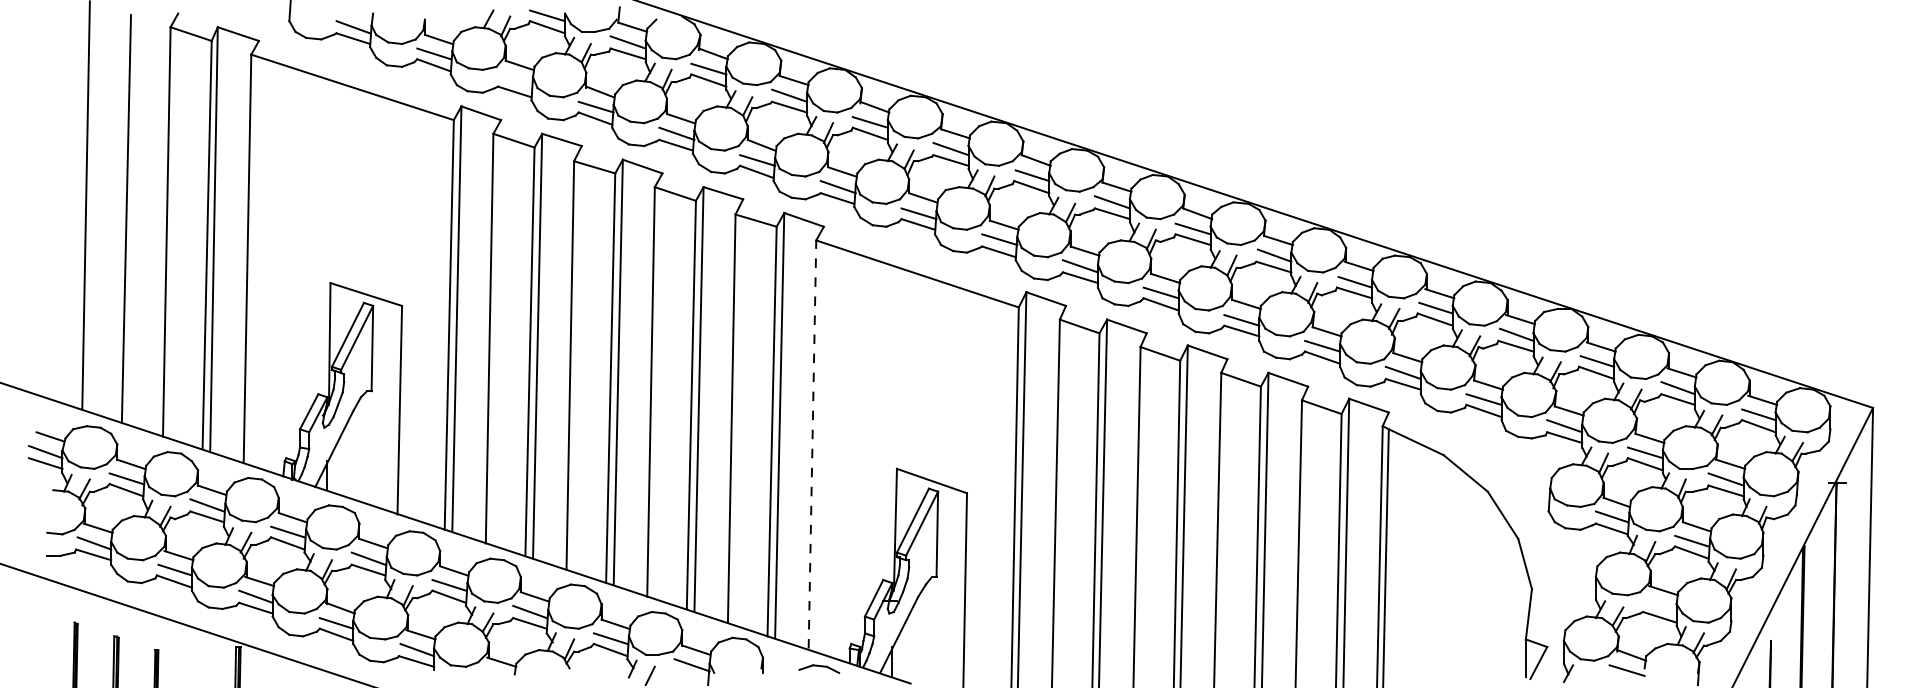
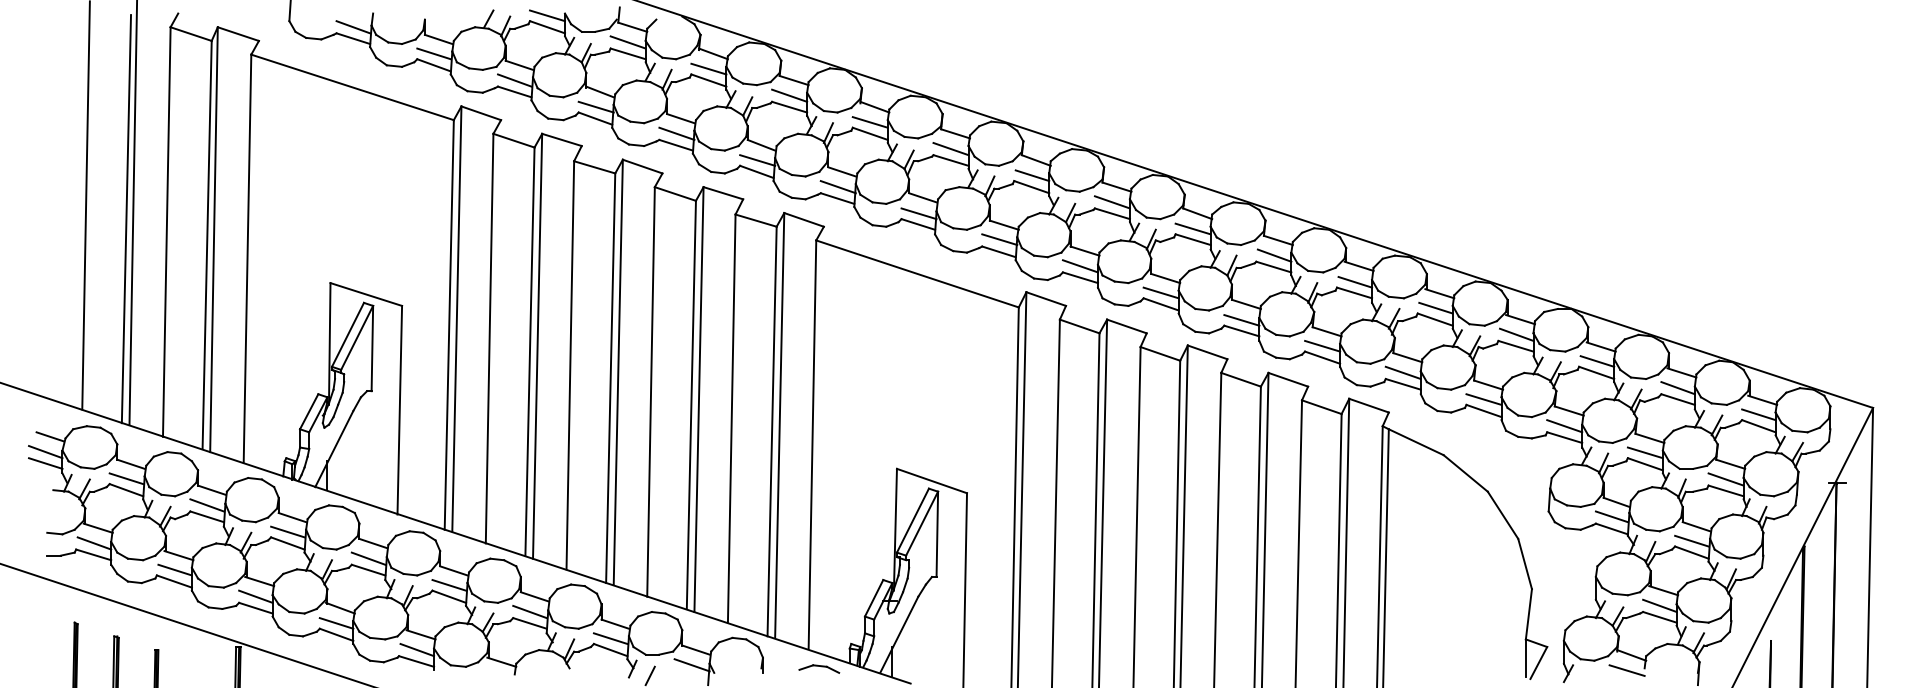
line: none -> present (514, 80)
line: none -> present (133, 213)
line: dashed -> solid (812, 444)
line: none -> present (1659, 605)
